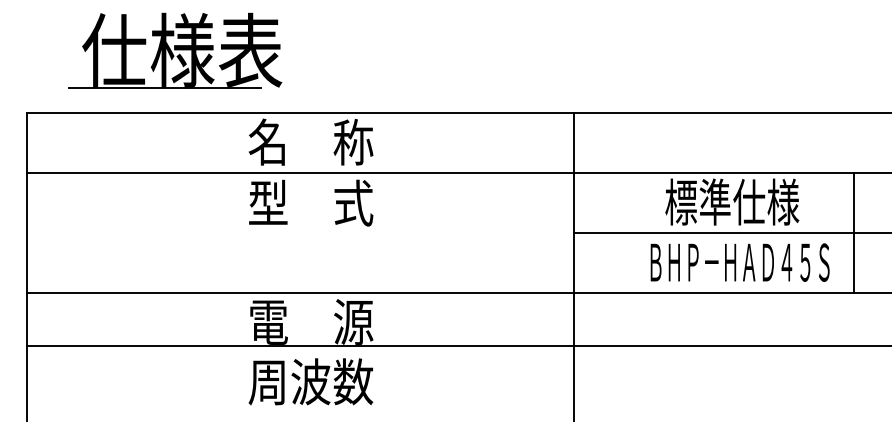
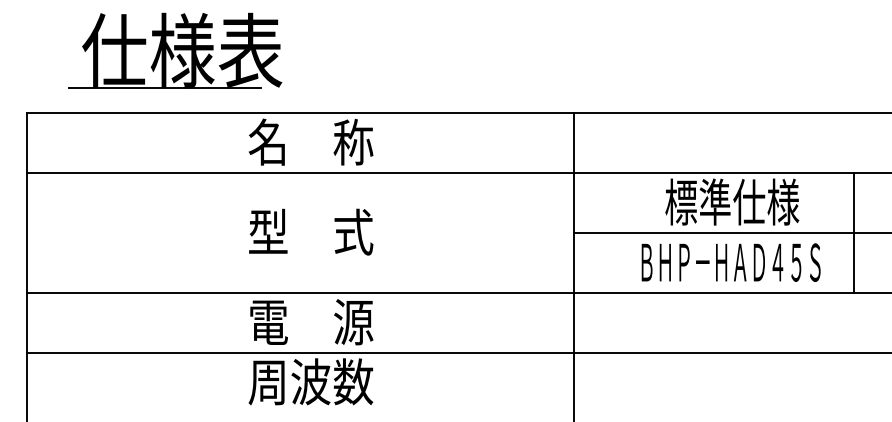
text position: (311, 202) -> (311, 231) (311, 231)
text position: (739, 262) -> (730, 262) (730, 262)
line position: (457, 345) -> (457, 352) (457, 352)
